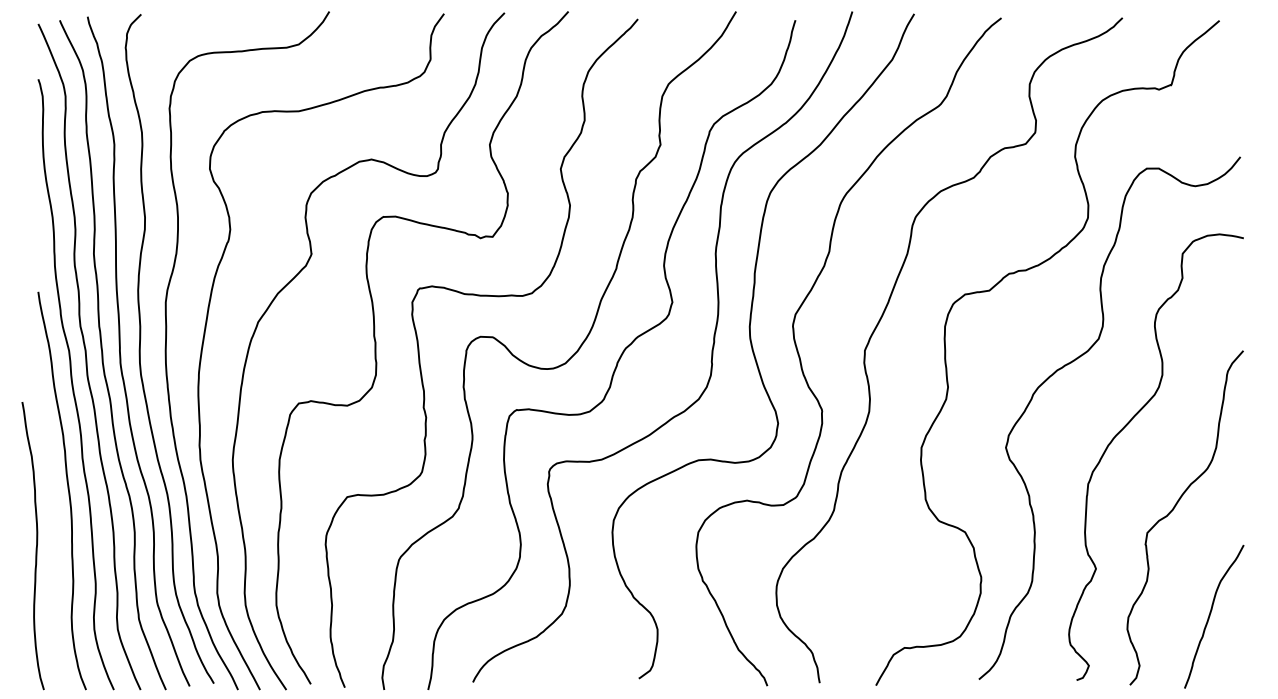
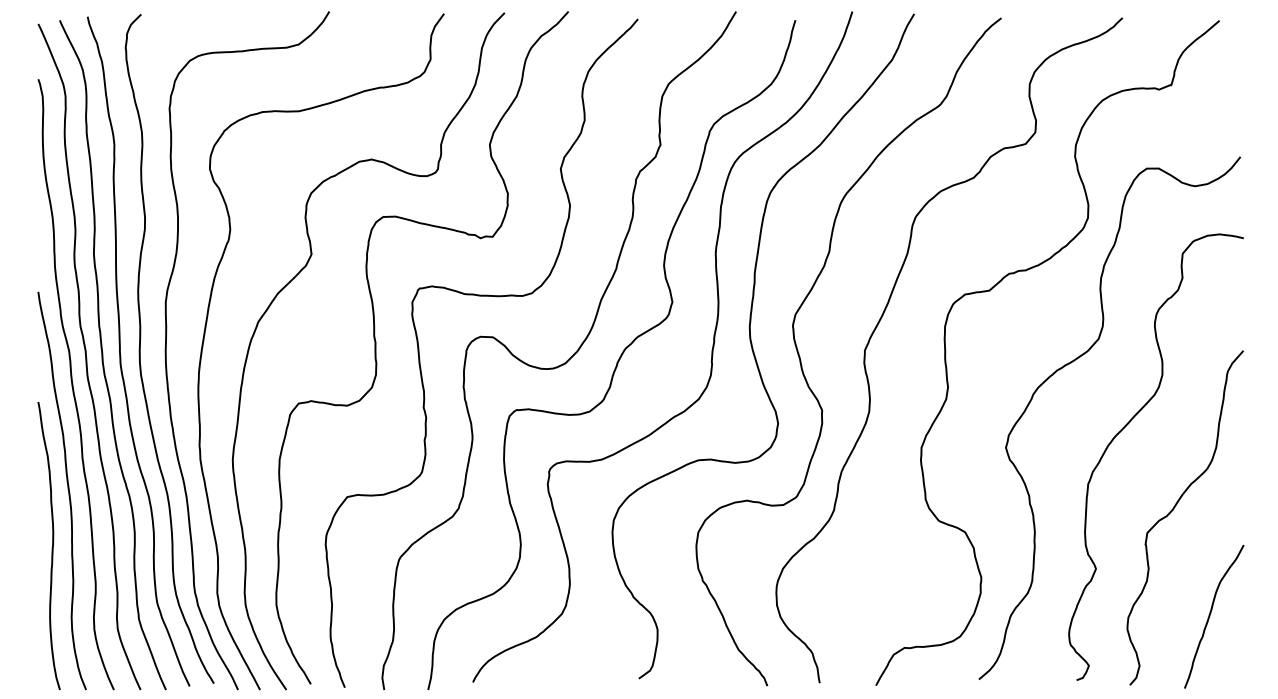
curve position: (35, 547) -> (51, 547) (51, 547)
